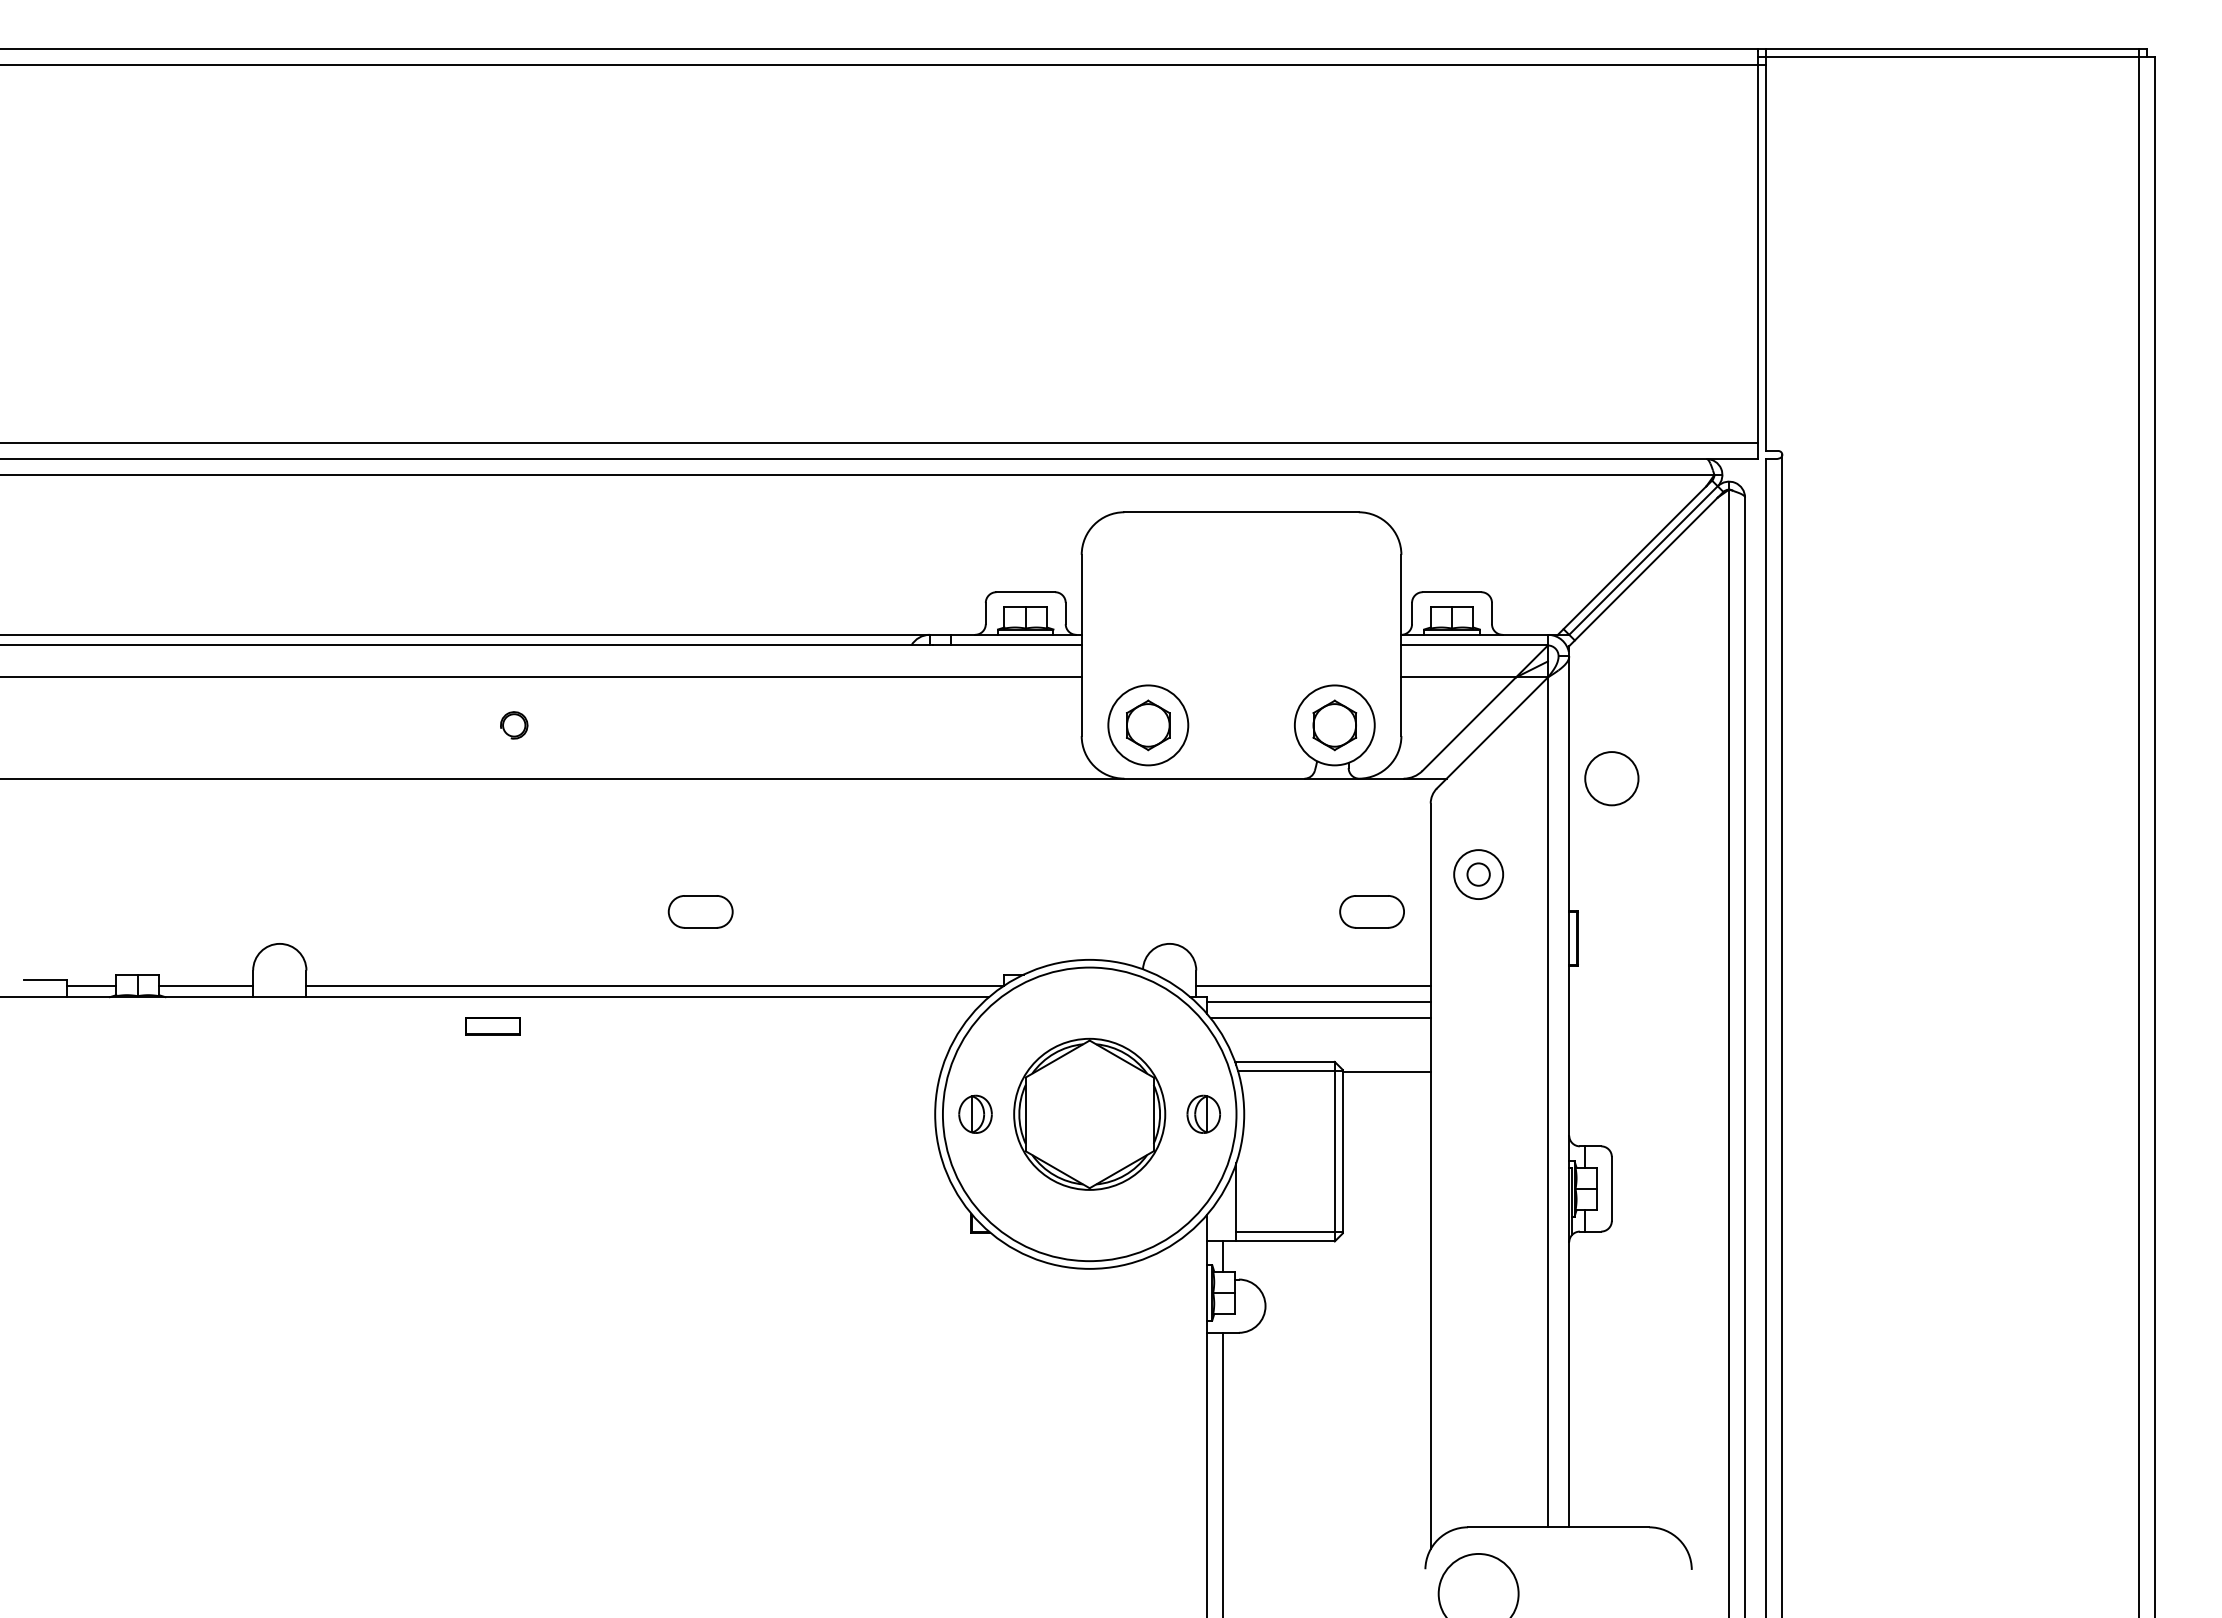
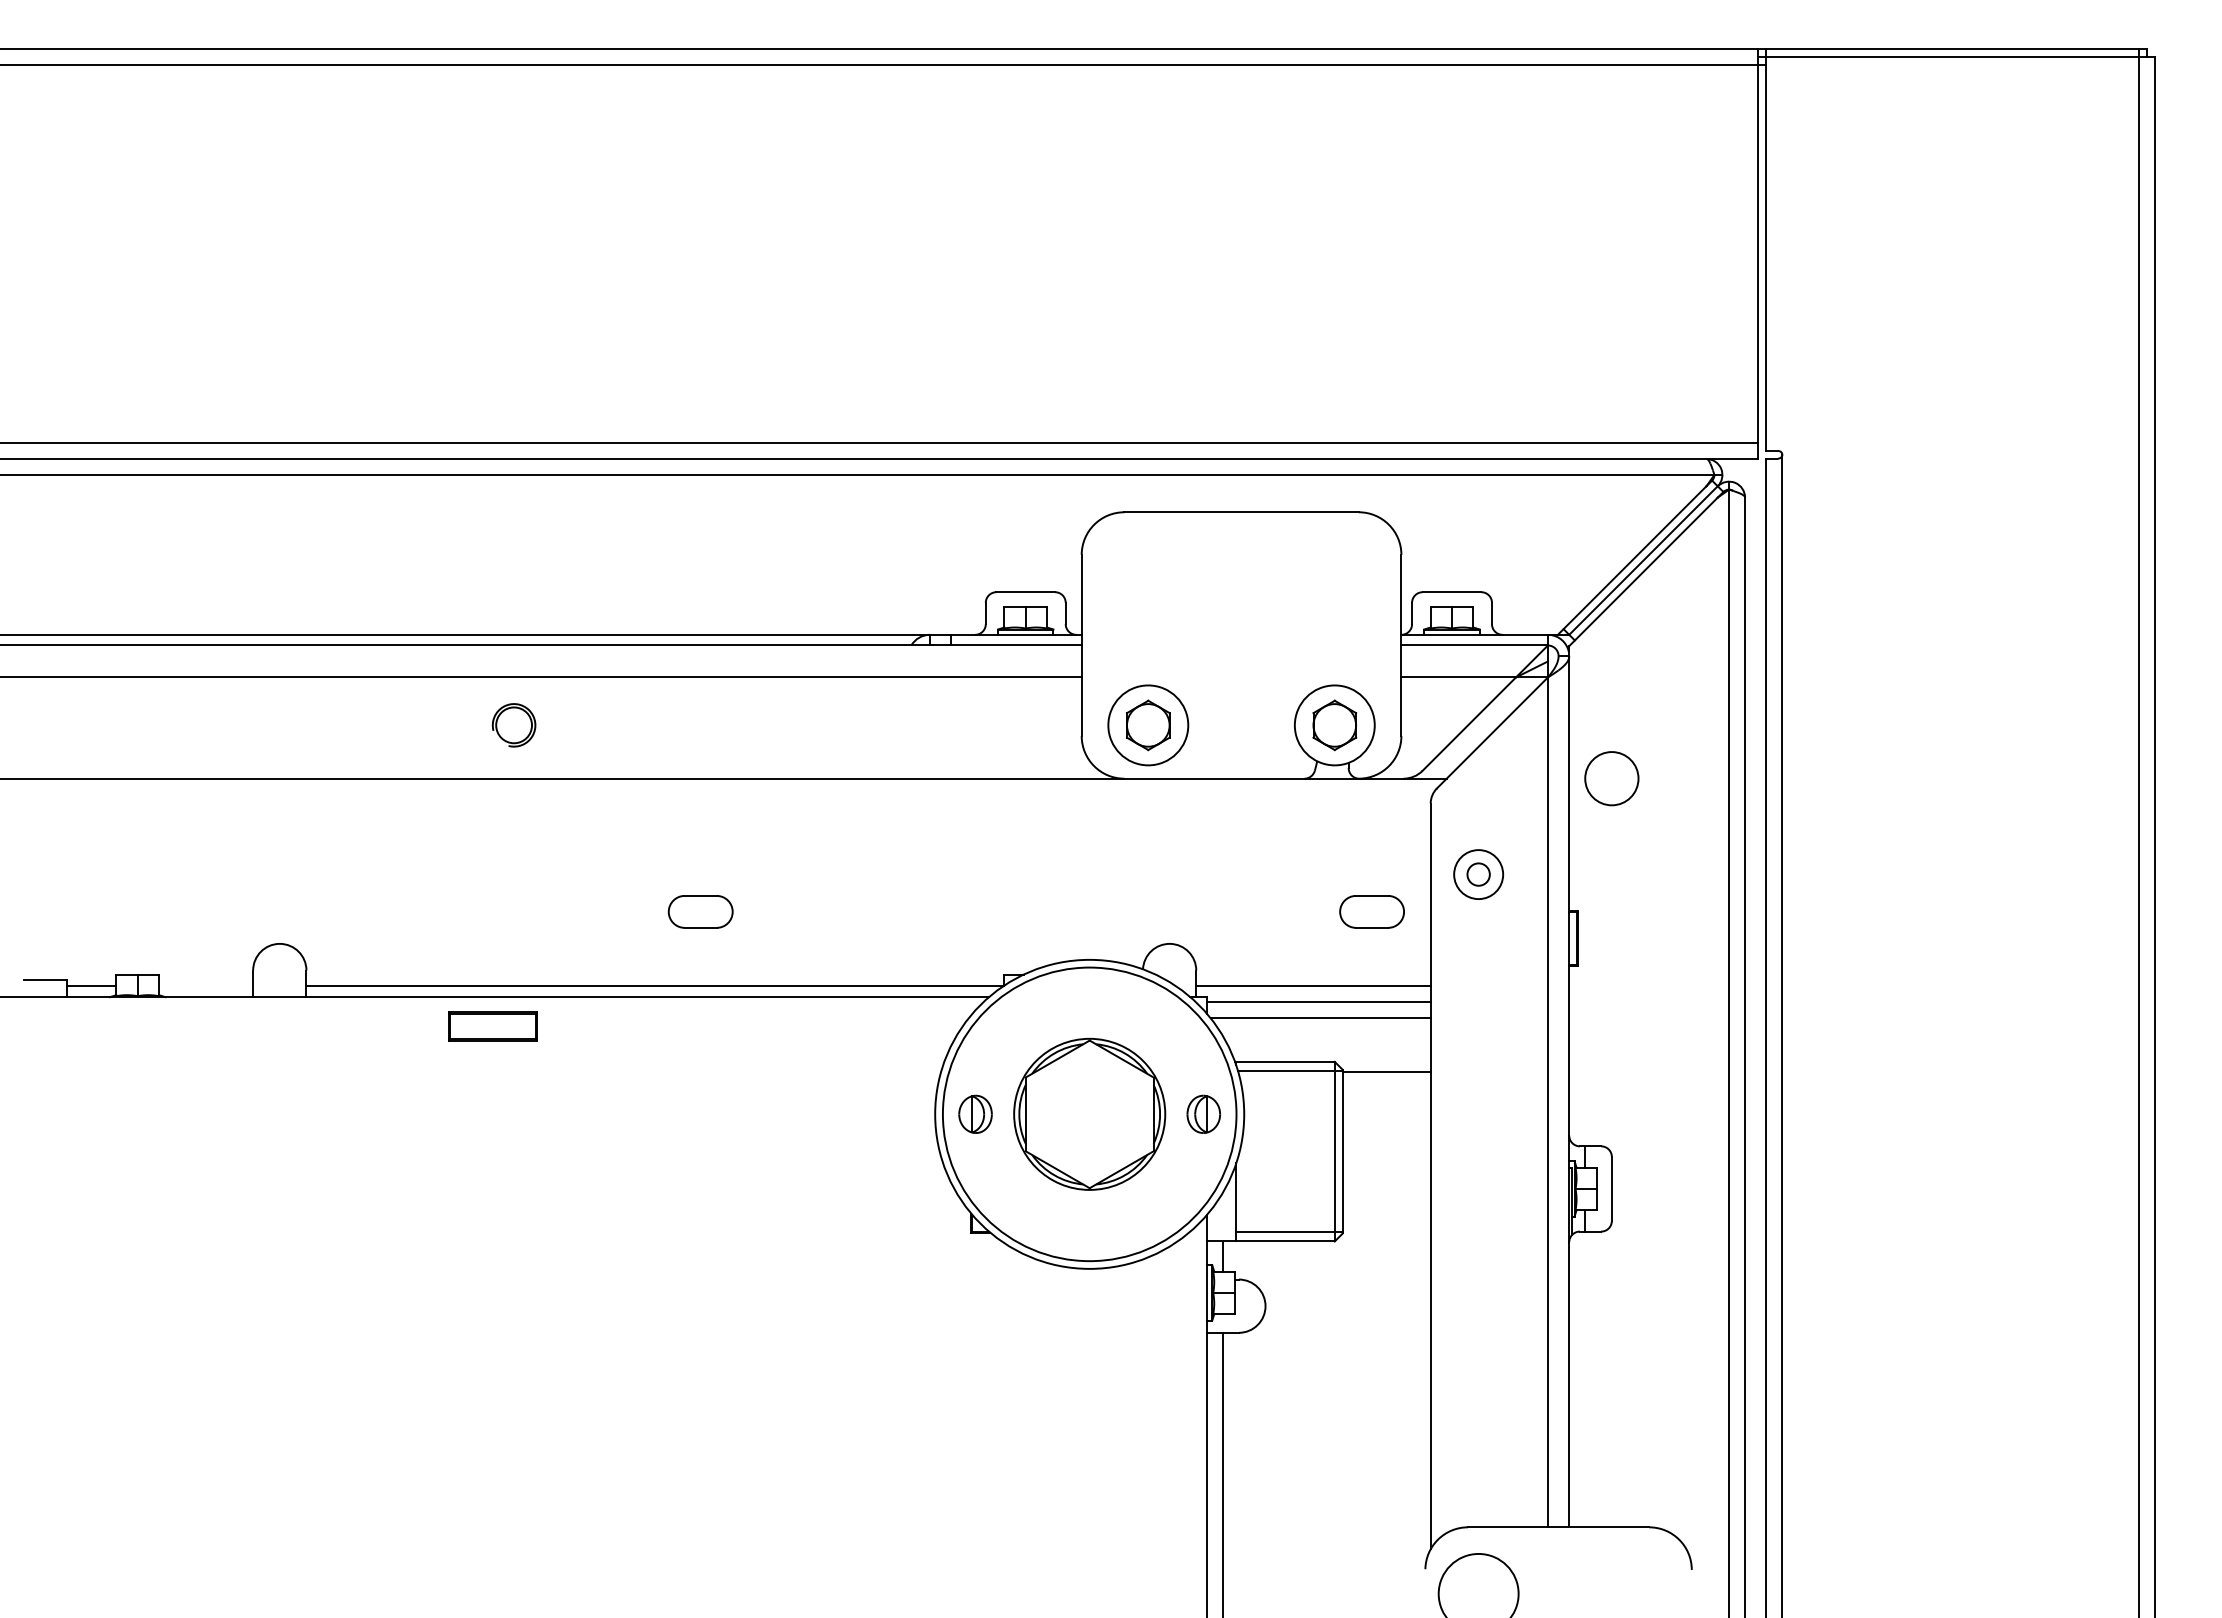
part size: 29x29 px -> 46x45 px (513, 725)
line: present -> none (206, 986)
part size: 56x19 px -> 90x31 px (492, 1026)
